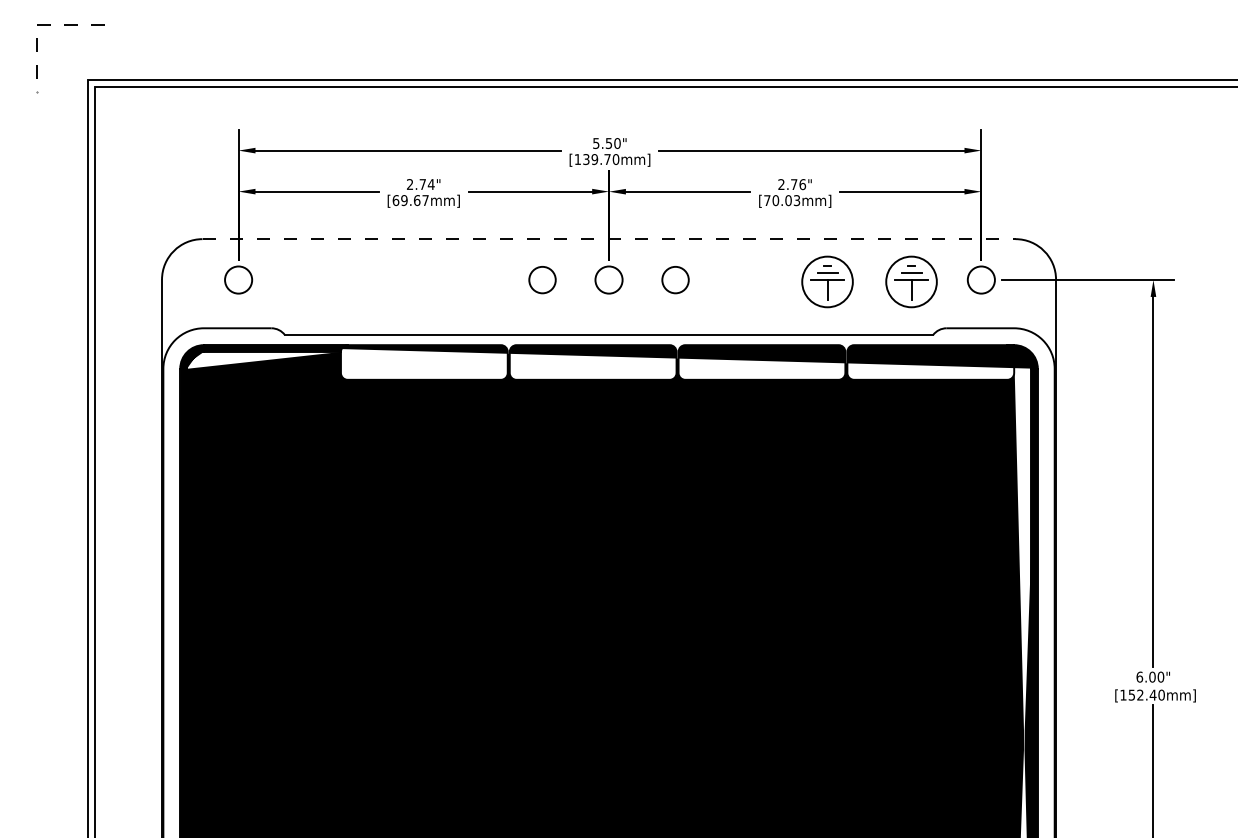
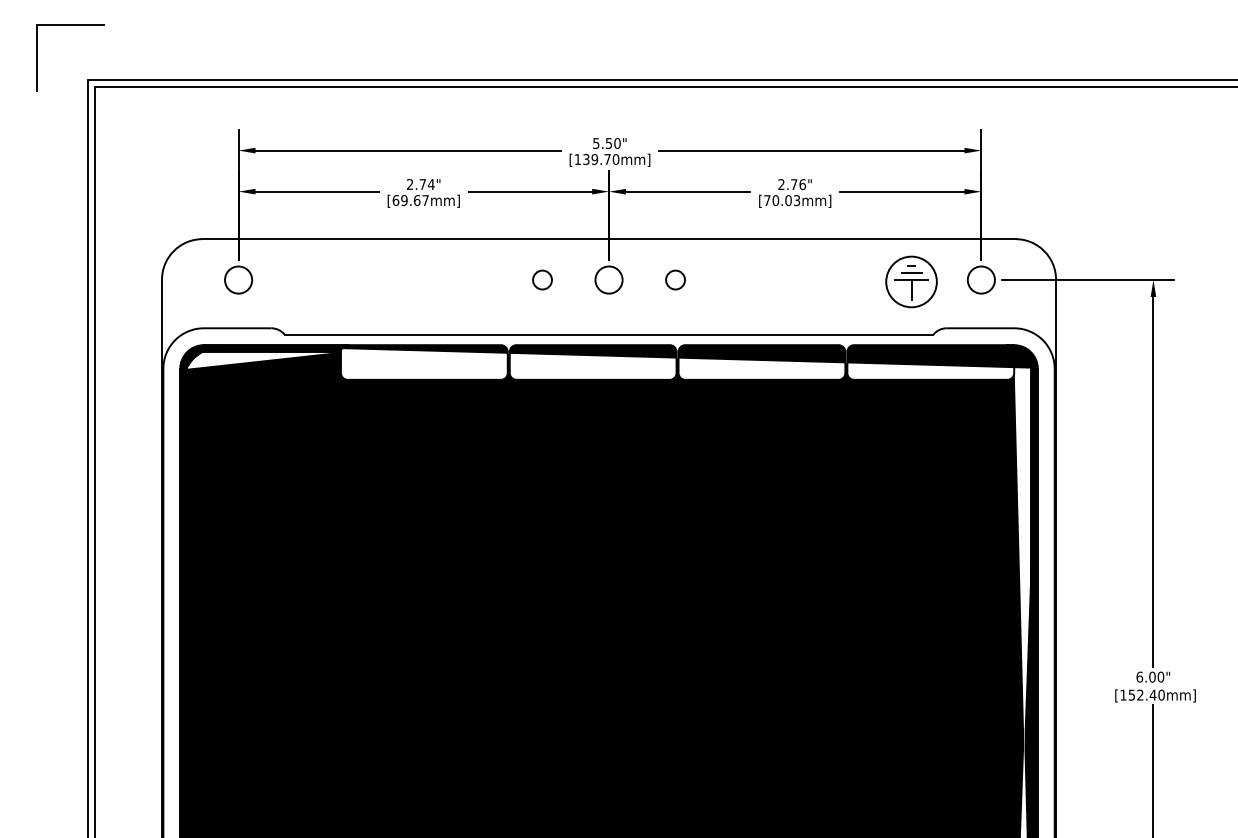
line: dashed -> solid (37, 24)
line: dashed -> solid (609, 239)
circle size: 29x29 px -> 21x22 px (542, 279)
circle size: 29x29 px -> 21x22 px (675, 279)
part: present -> none (827, 281)
